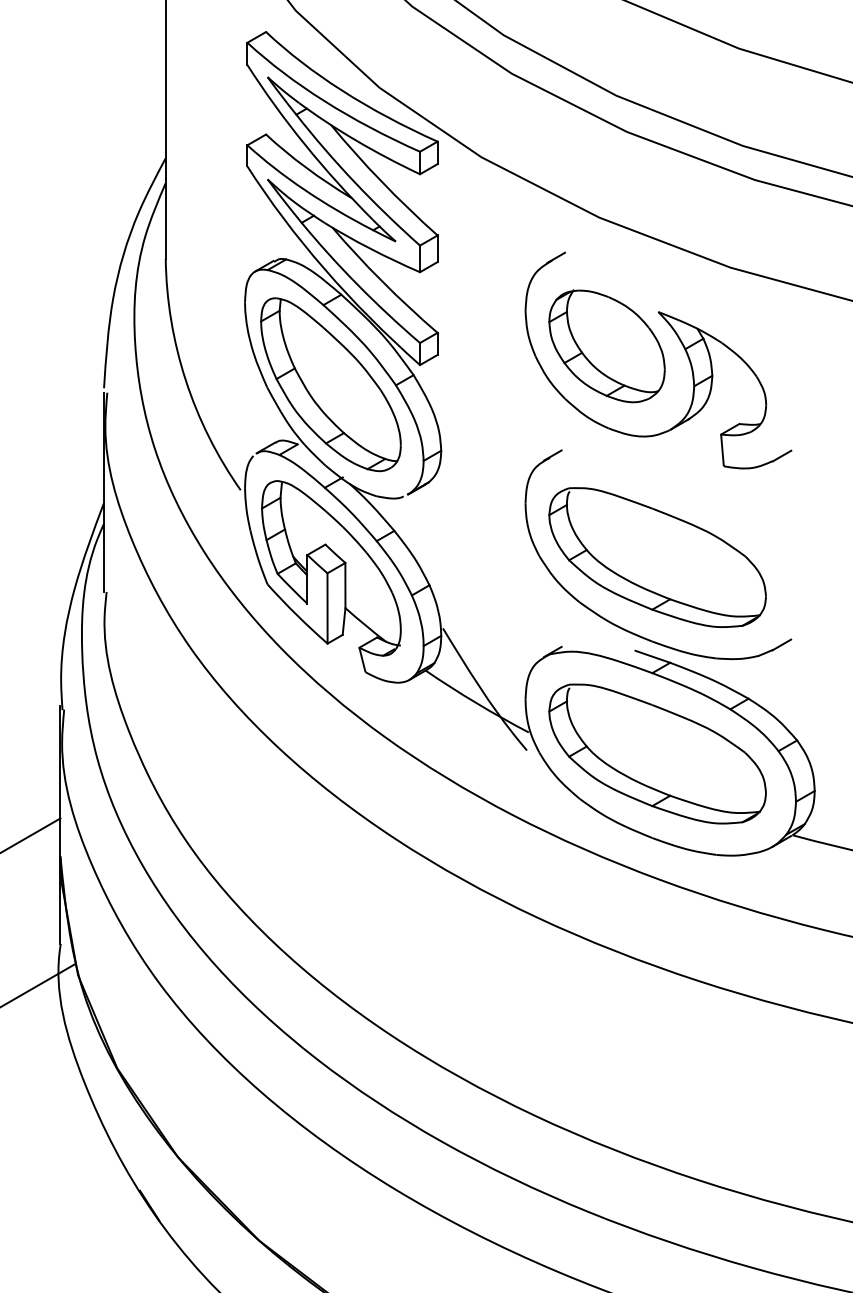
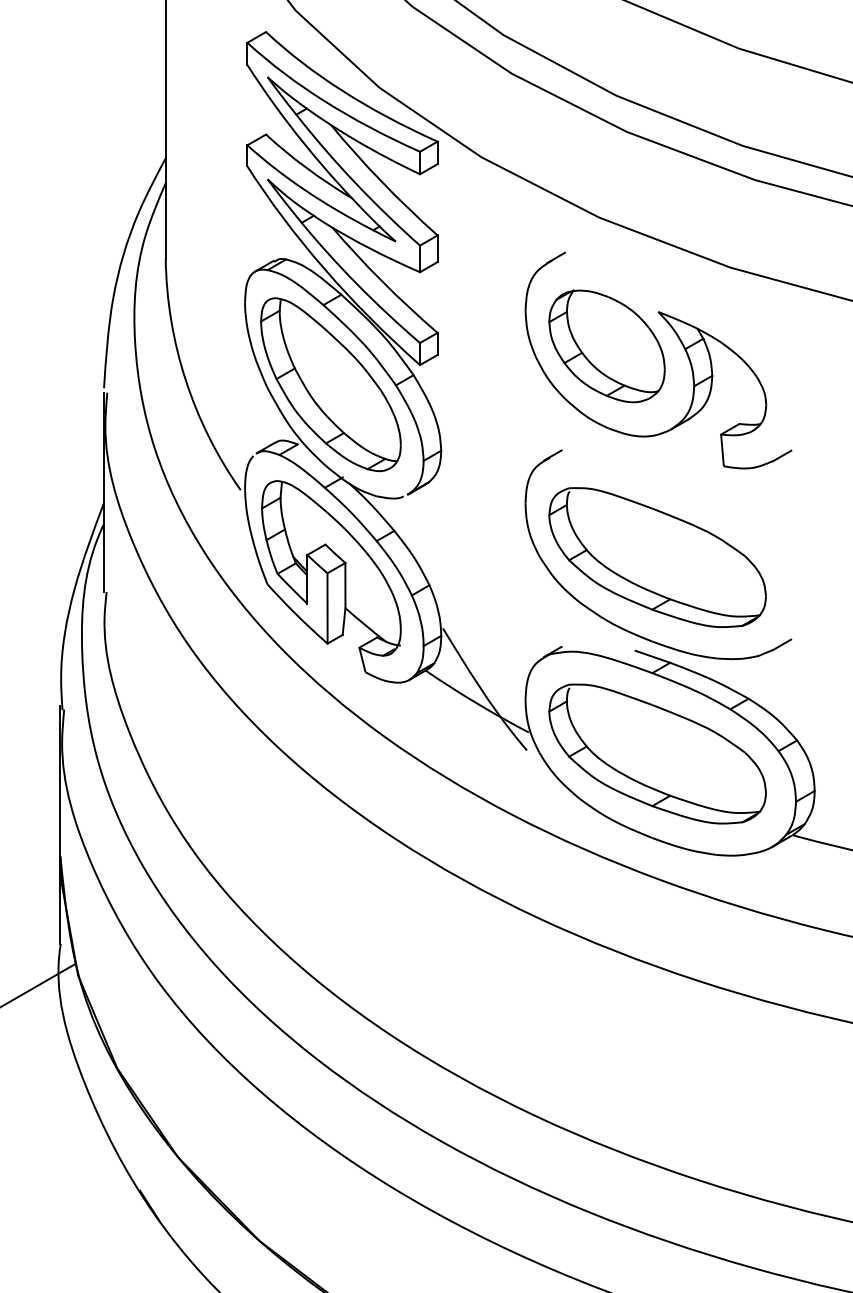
line: present -> none (31, 834)
